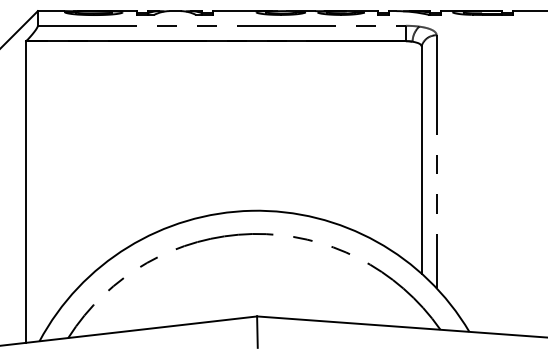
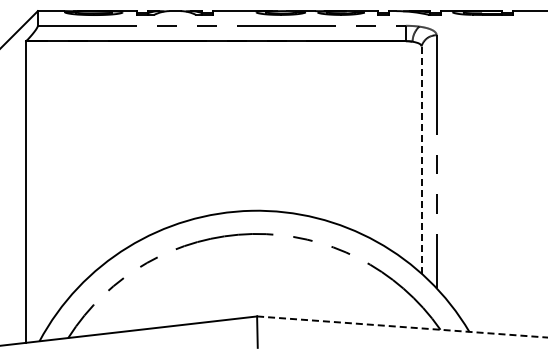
line: solid -> dashed (421, 159)
line: solid -> dashed (402, 327)
